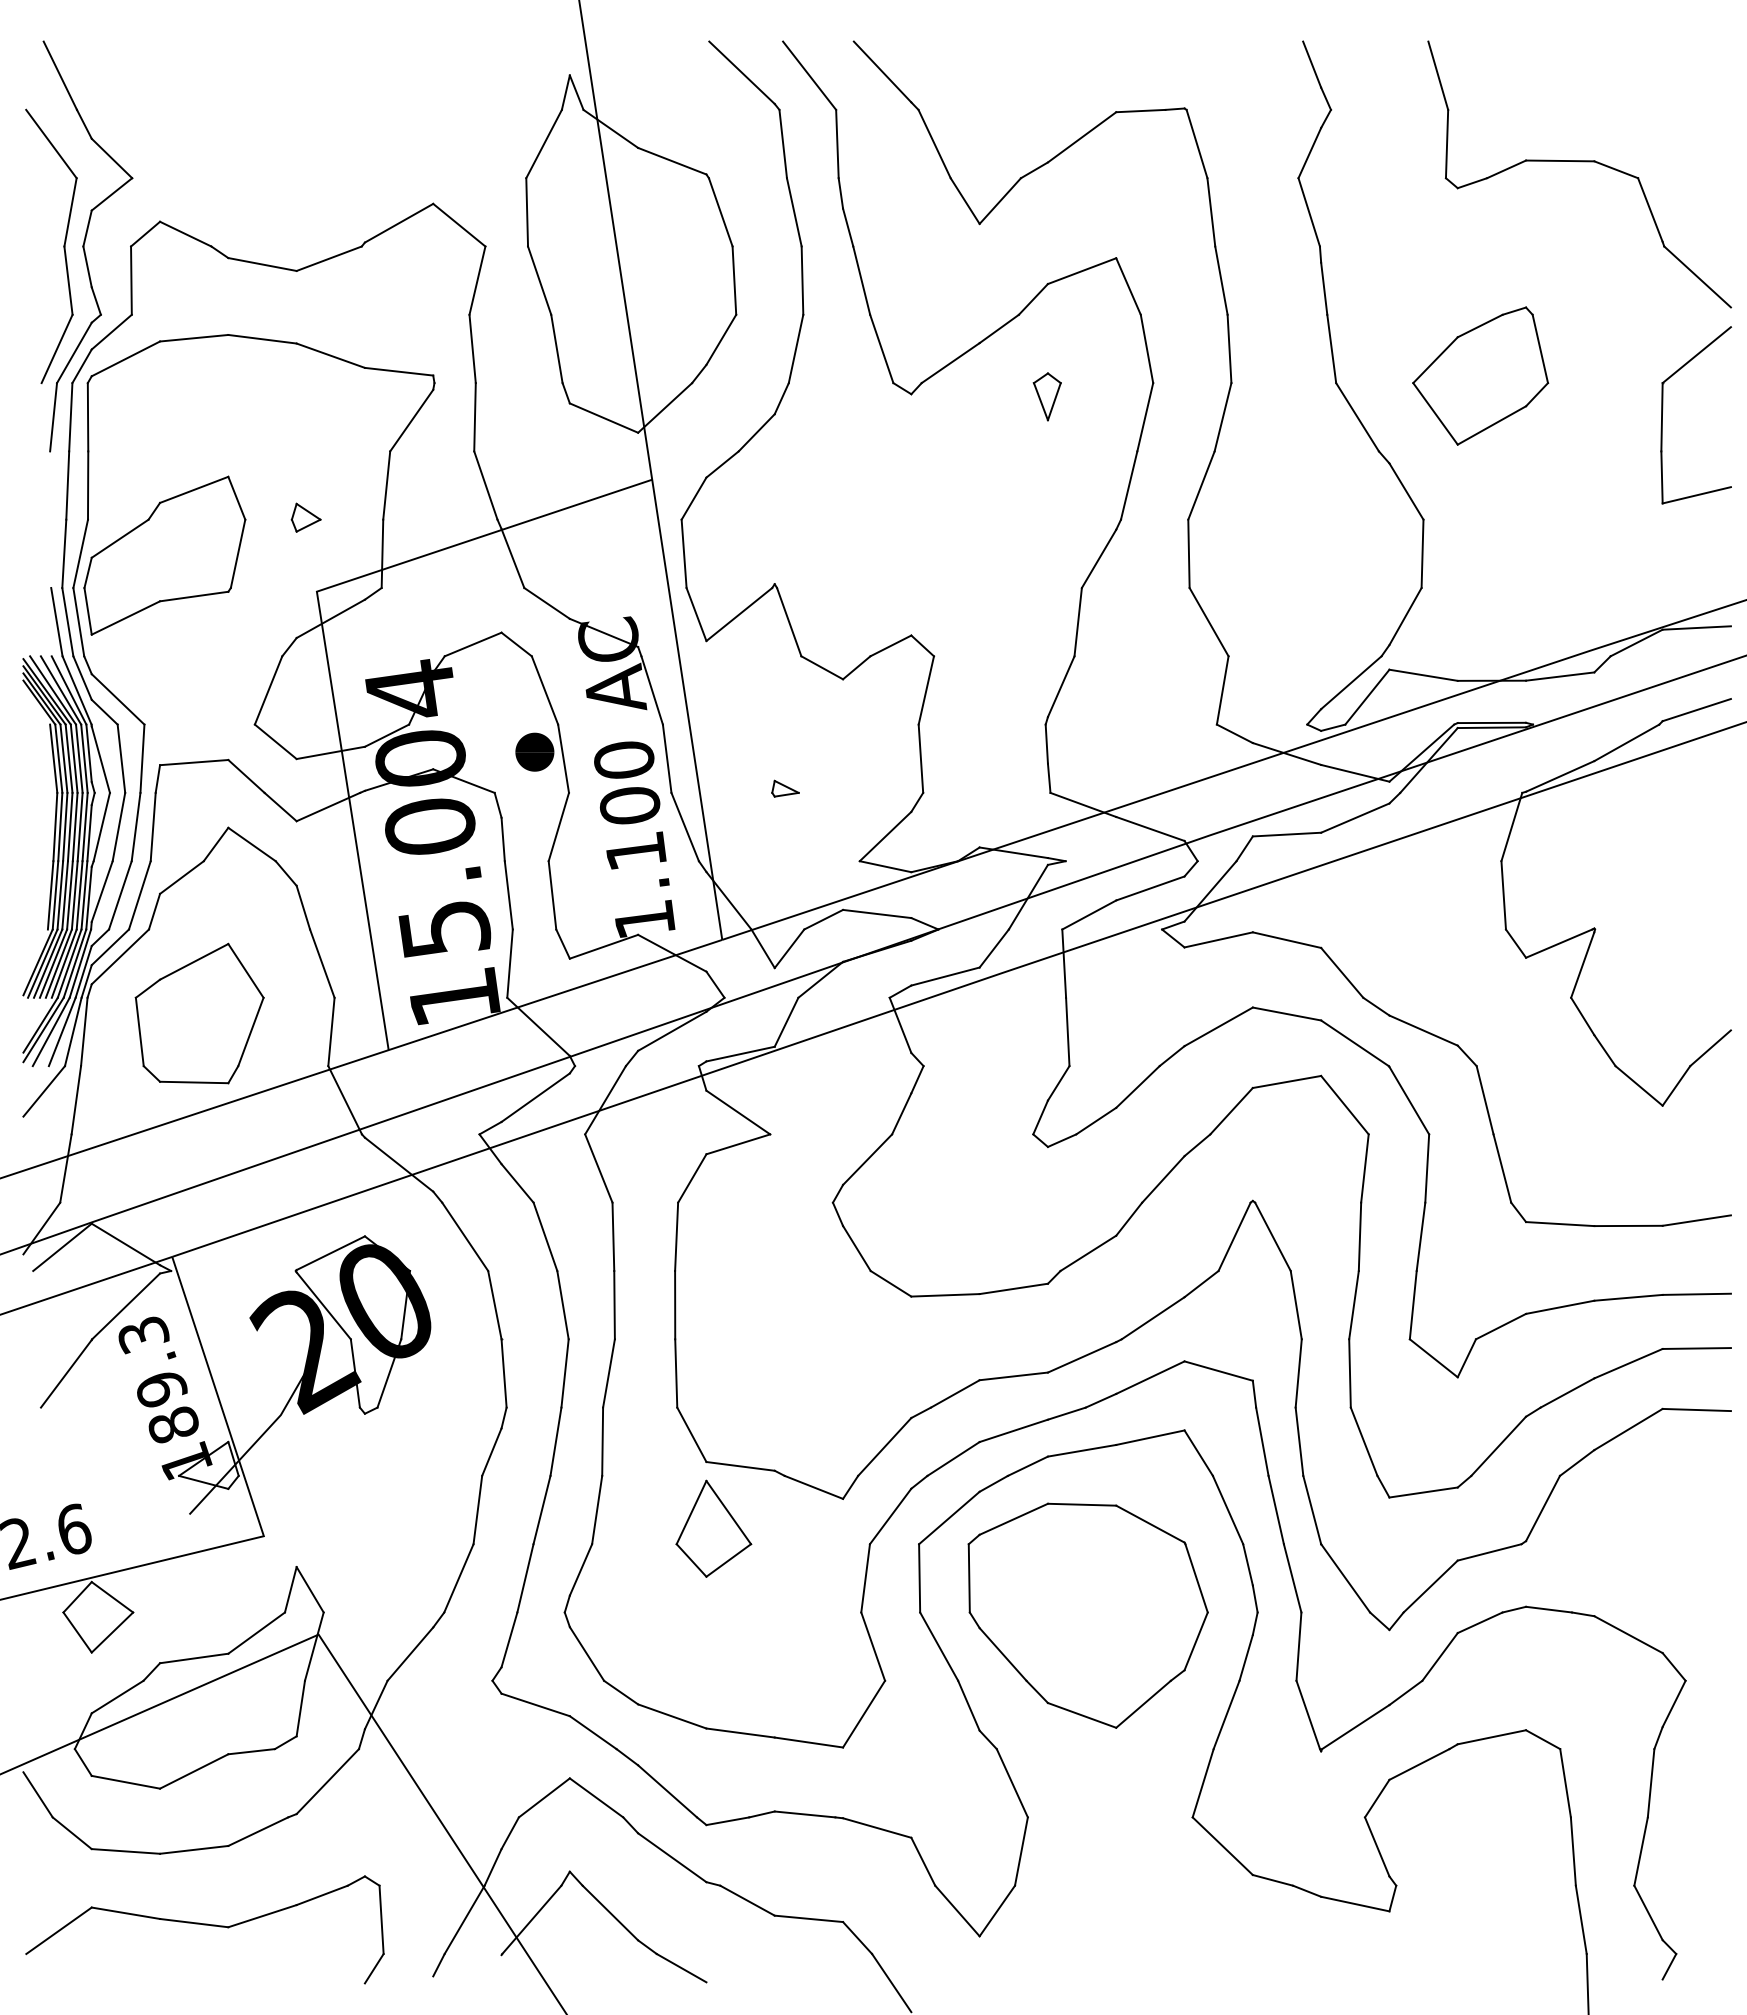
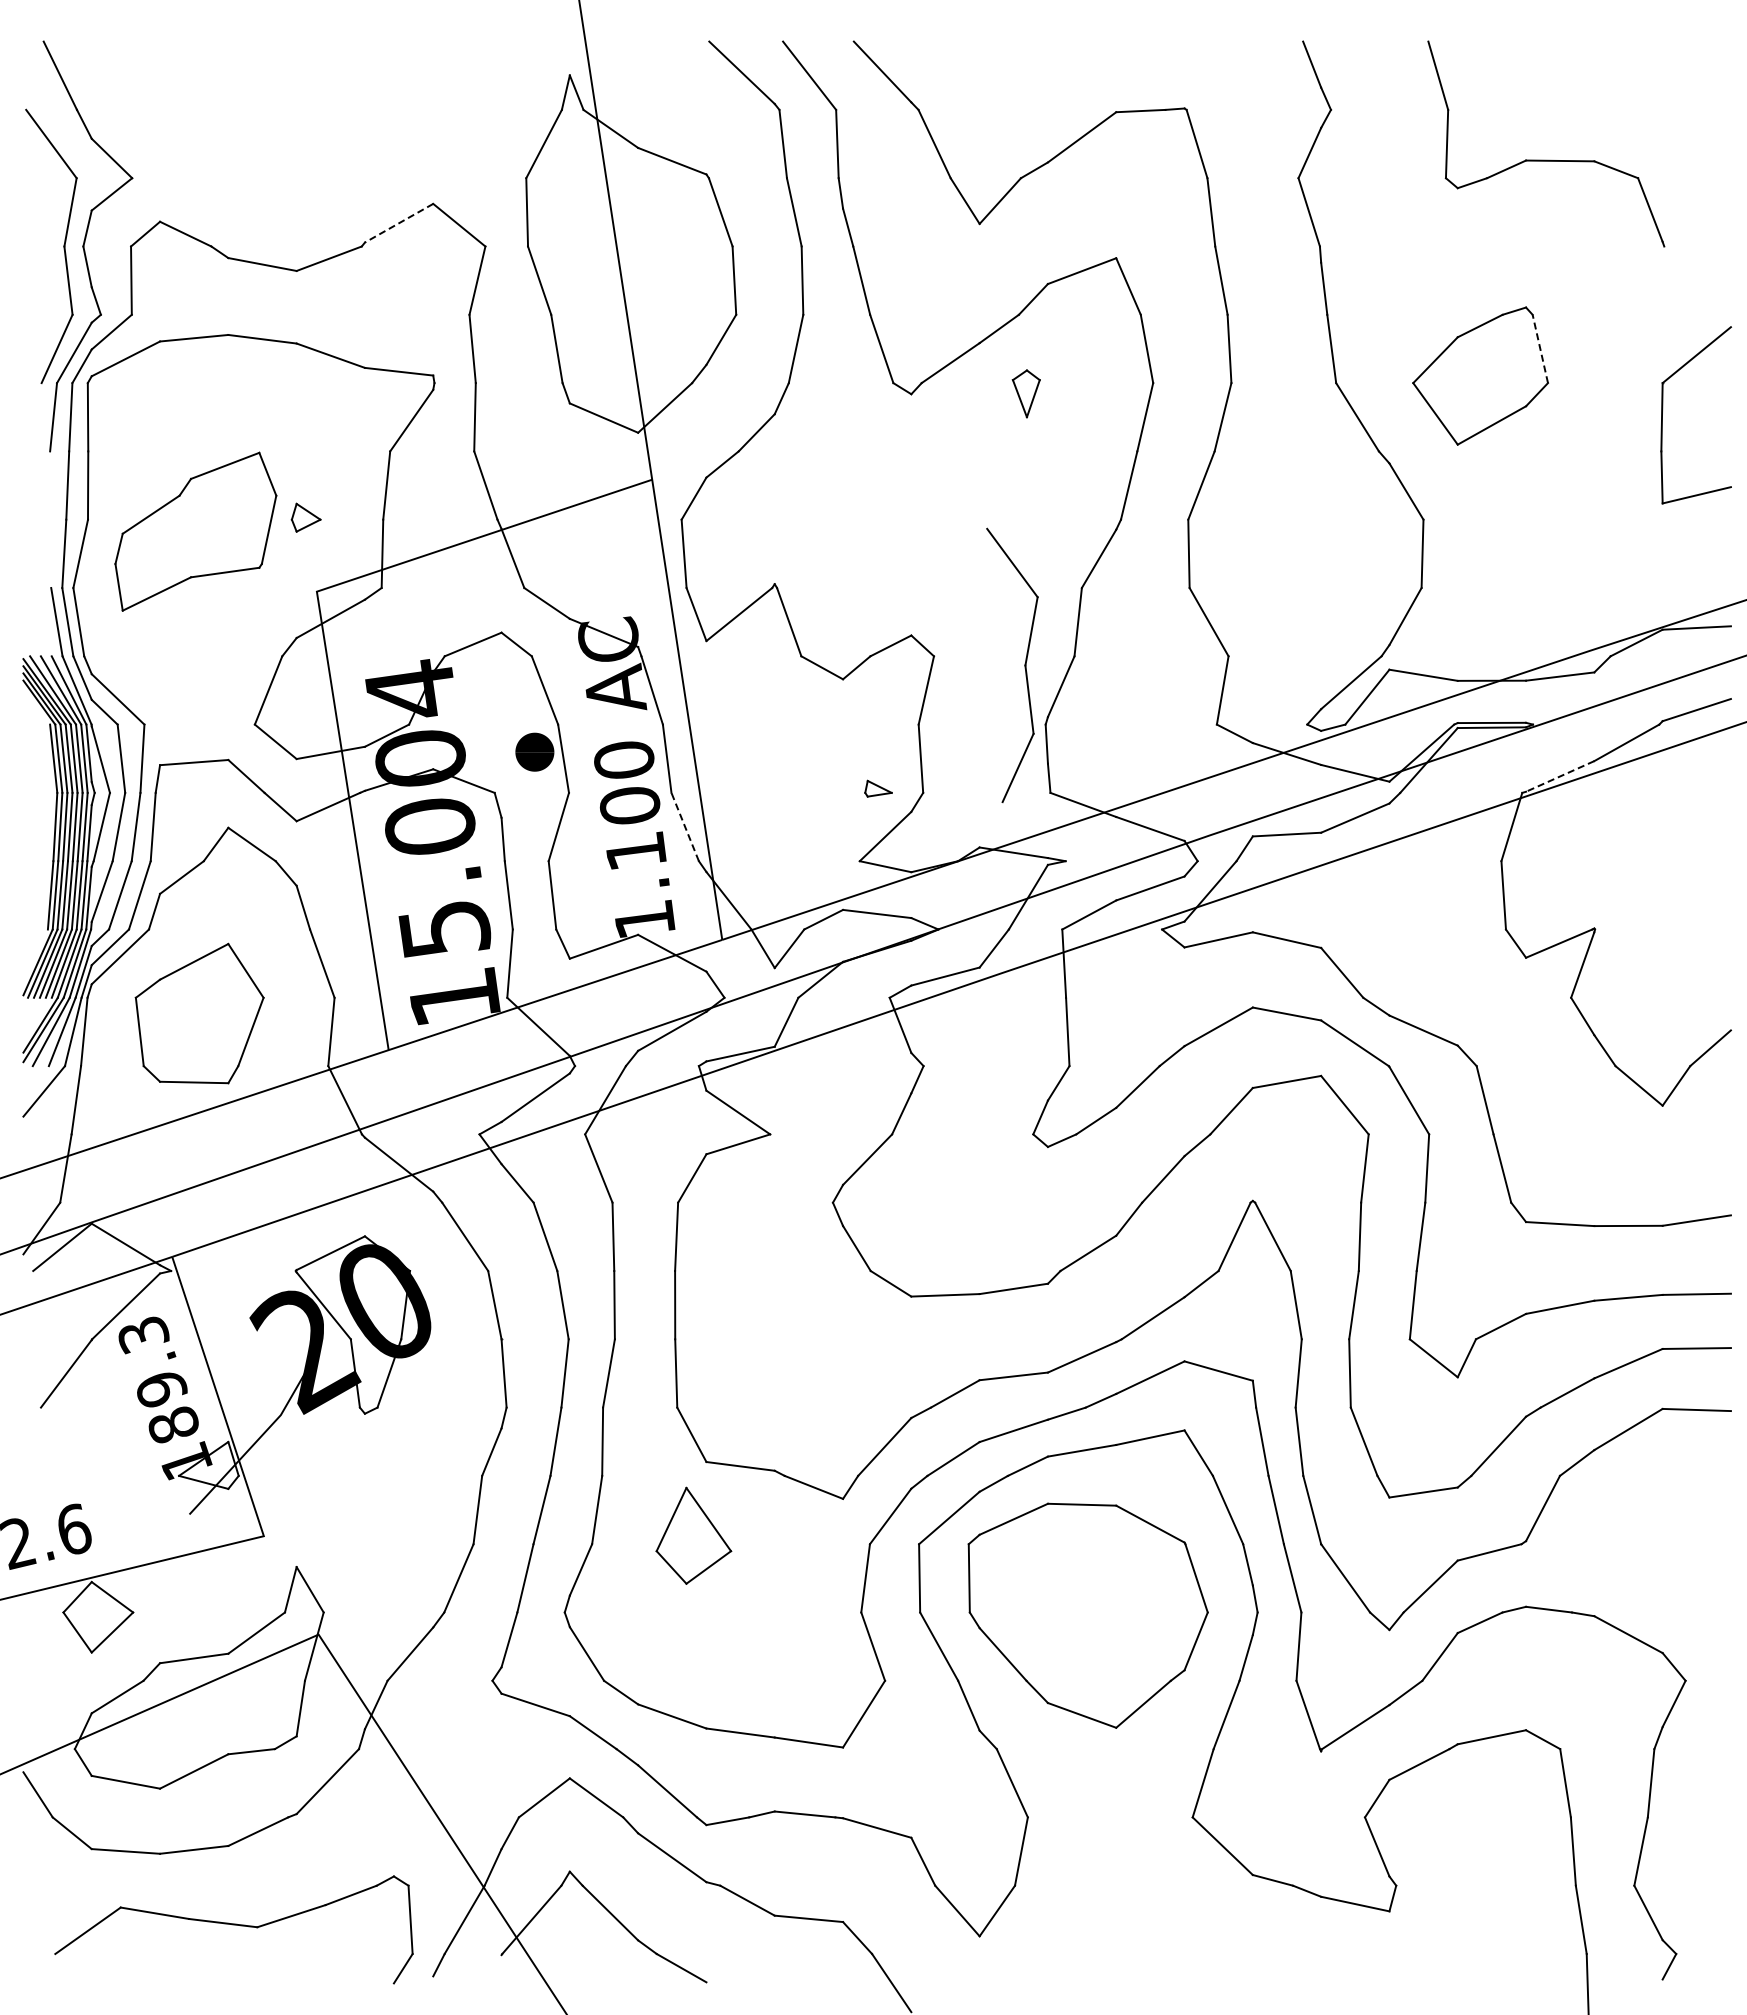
line: solid -> dashed (398, 223)
line: present -> none (1697, 276)
line: solid -> dashed (1540, 348)
part position: (1046, 396) -> (1025, 393) (1025, 393)
part position: (164, 555) -> (195, 531) (195, 531)
part: none -> present (1024, 664)
line: solid -> dashed (1559, 776)
part position: (785, 788) -> (878, 788) (878, 788)
line: solid -> dashed (685, 827)
part position: (713, 1528) -> (693, 1535) (693, 1535)
part position: (204, 1929) -> (233, 1929) (233, 1929)
